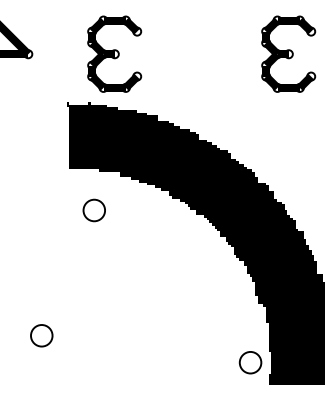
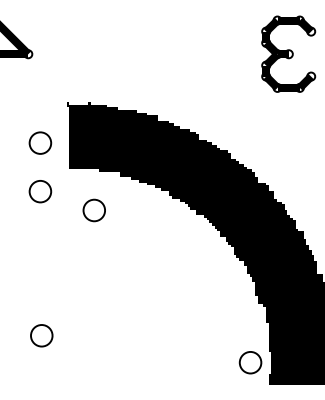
part: present -> none (114, 53)
part: none -> present (40, 142)
part: none -> present (40, 191)
